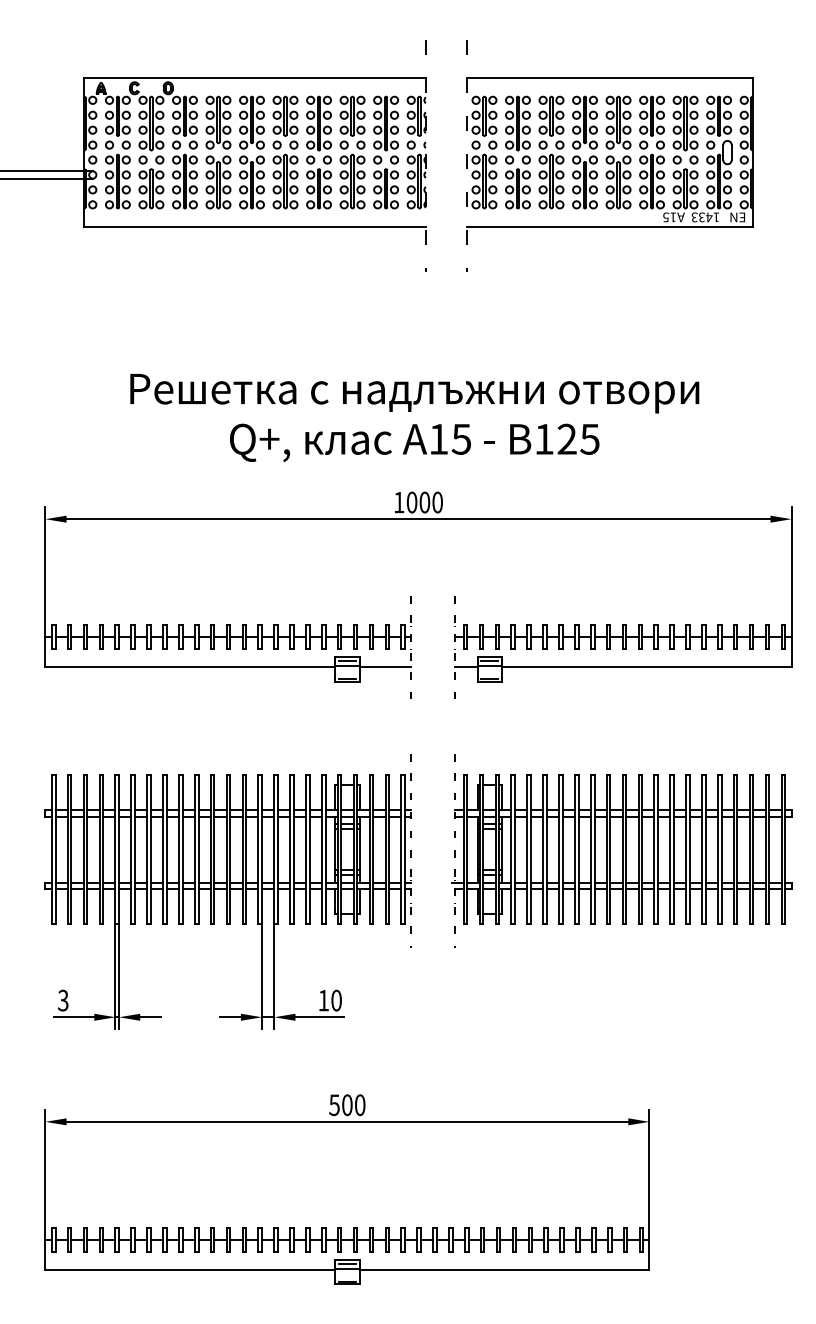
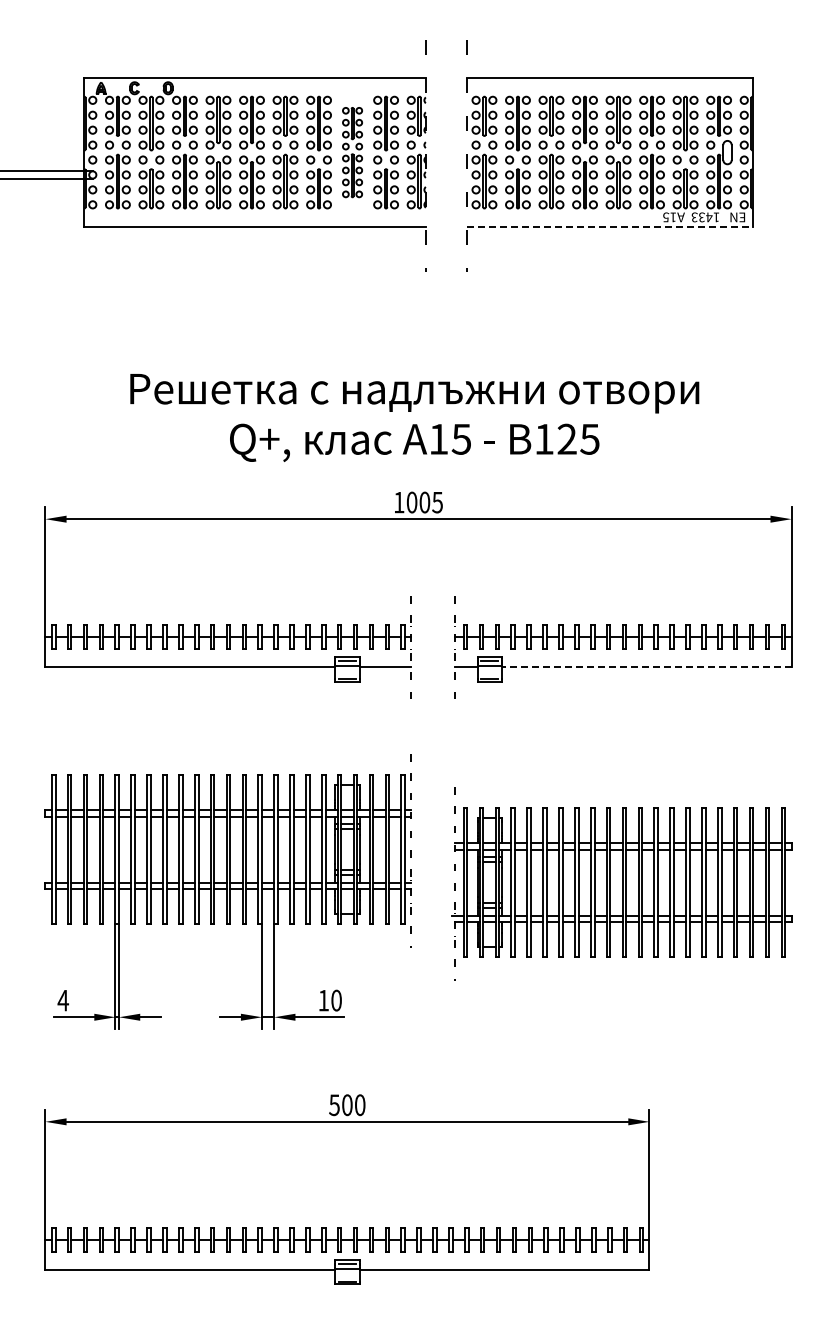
part size: 27x115 px -> 21x92 px (352, 152)
line: solid -> dashed (610, 227)
text: 1000 -> 1005 (437, 502)
line: solid -> dashed (646, 667)
part position: (621, 850) -> (621, 883) (621, 883)
text: 3 -> 4 (63, 1000)
